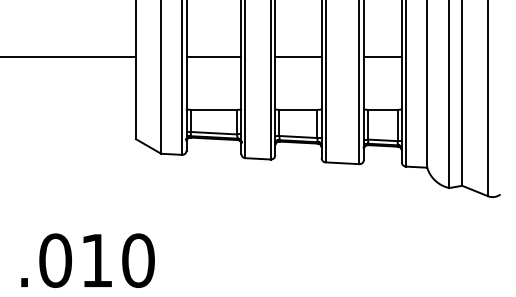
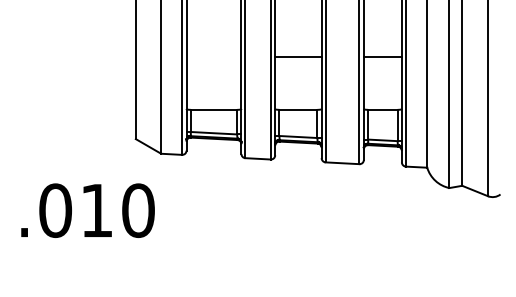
line: present -> none (68, 57)
line: present -> none (213, 57)
text position: (87, 260) -> (87, 210) (87, 210)
